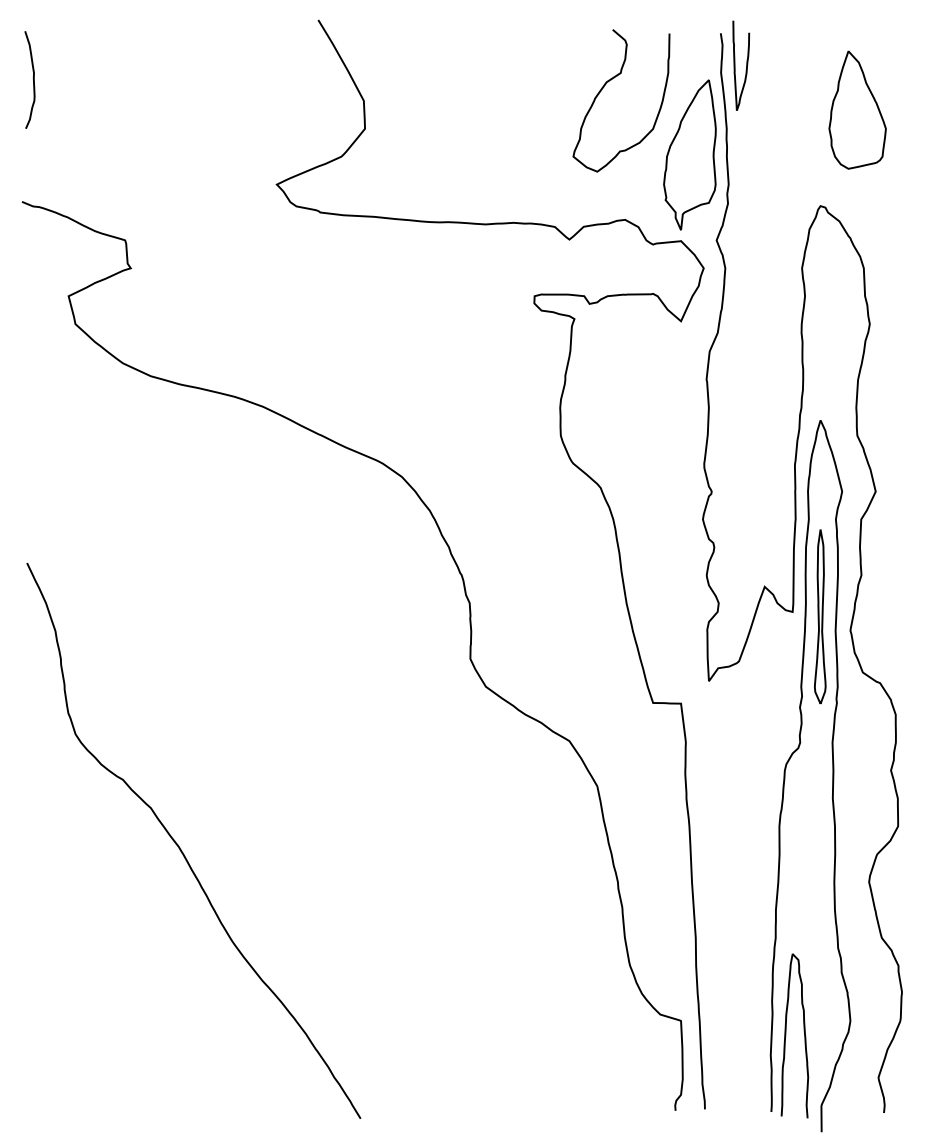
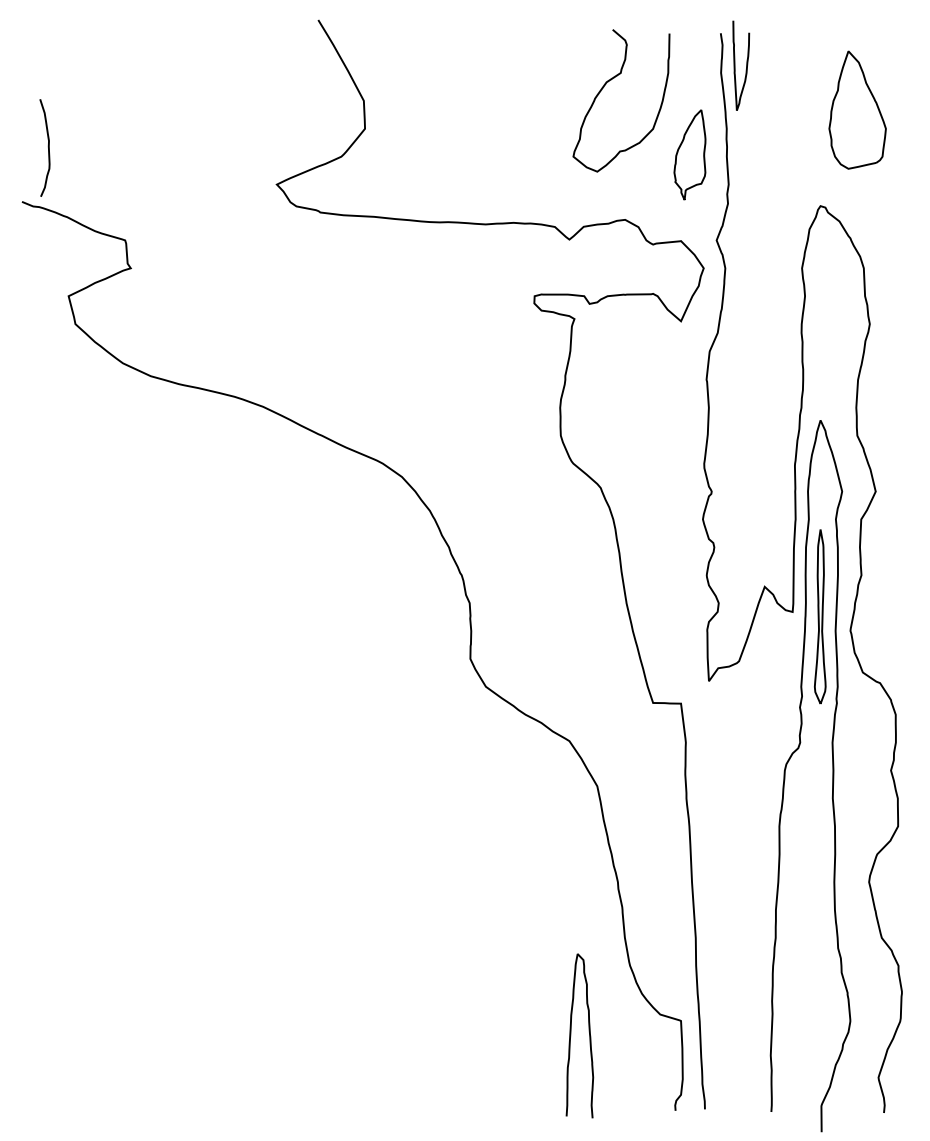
curve position: (32, 78) -> (47, 146) (47, 146)
part size: 54x152 px -> 34x92 px (689, 154)
curve: present -> none (180, 847)
curve position: (786, 1035) -> (571, 1035) (571, 1035)
